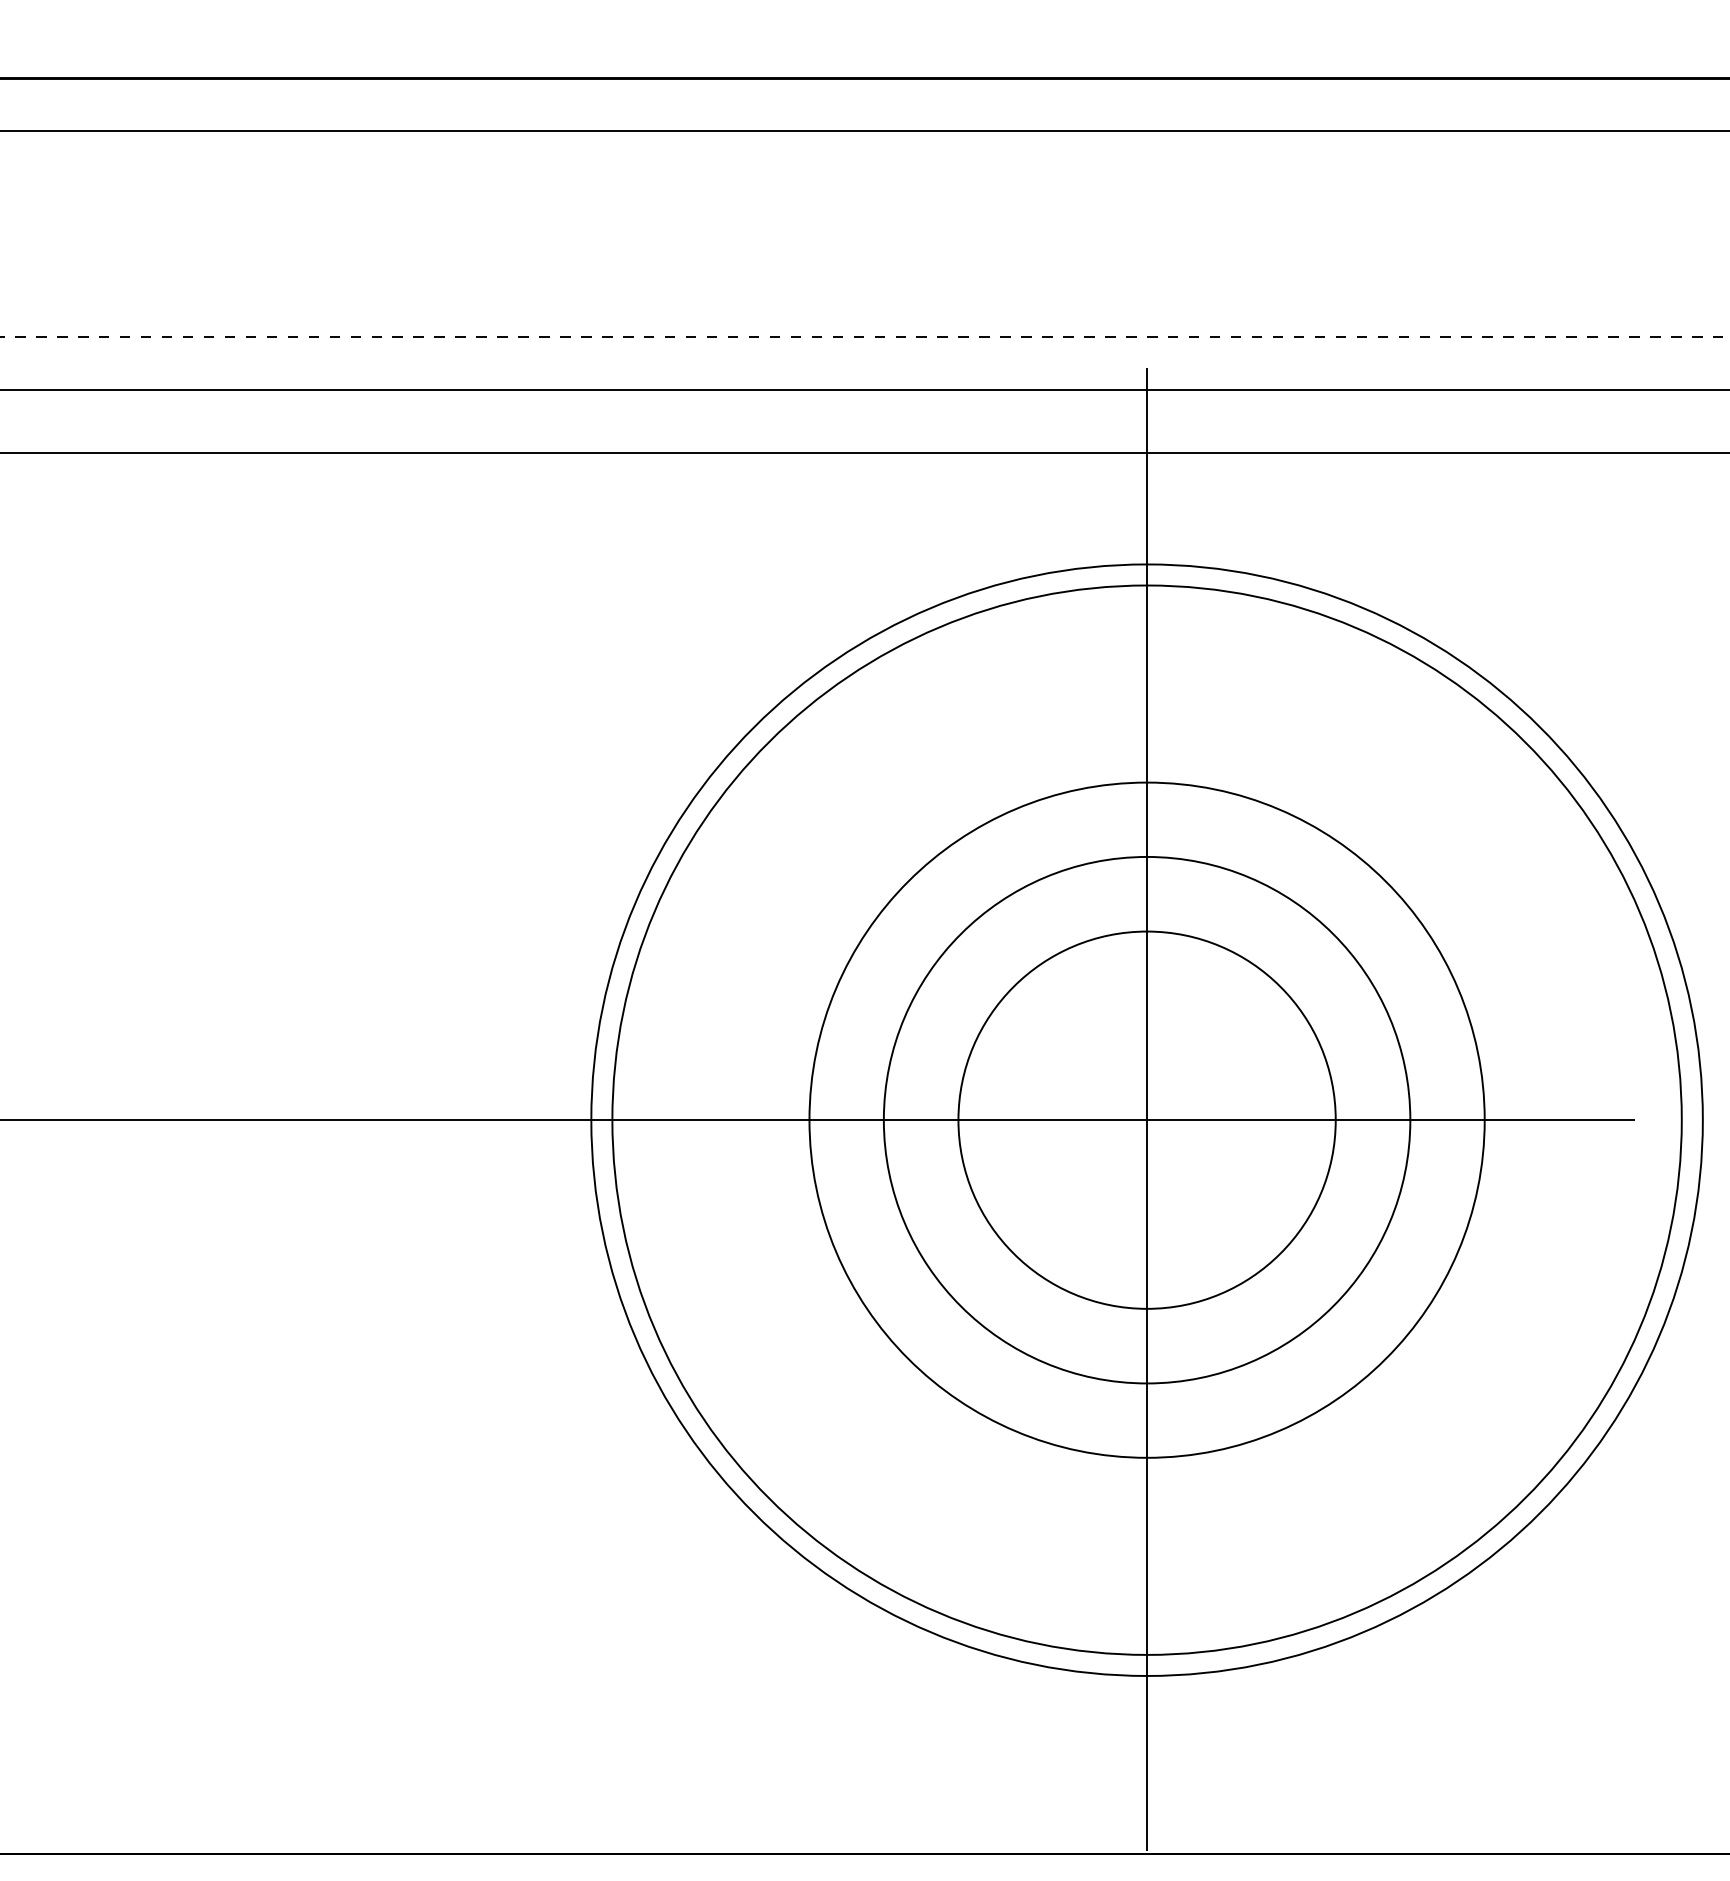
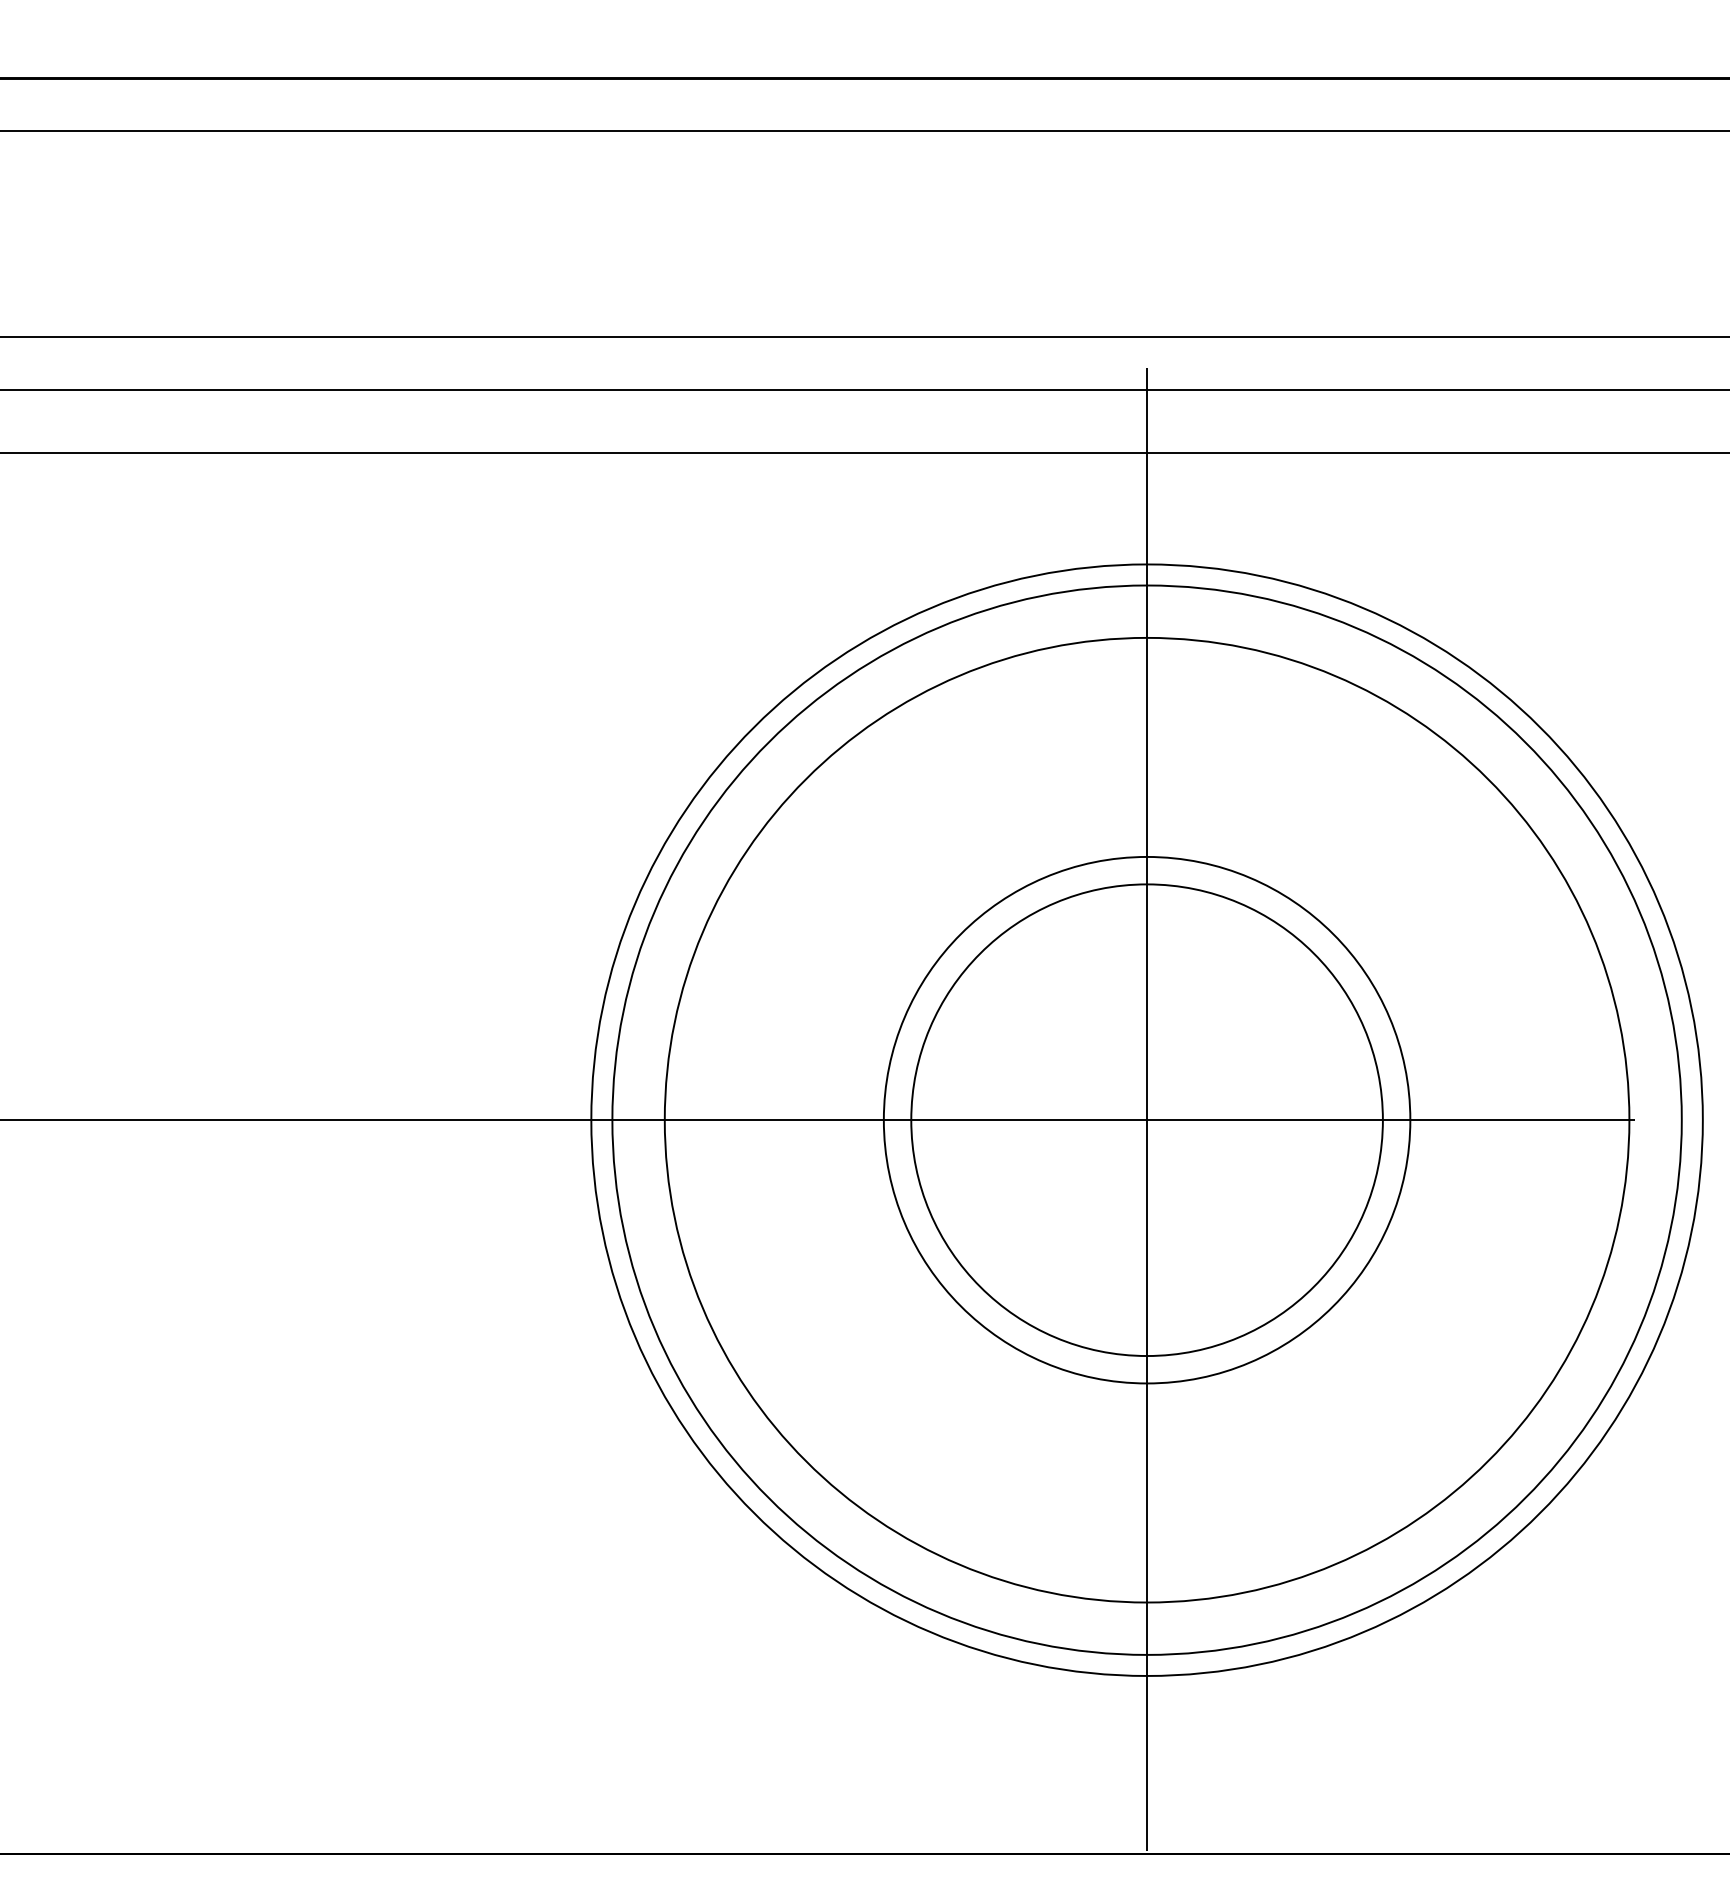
line: dashed -> solid (865, 337)
circle diameter: 377 px -> 472 px (1146, 1120)
circle diameter: 675 px -> 965 px (1146, 1119)
